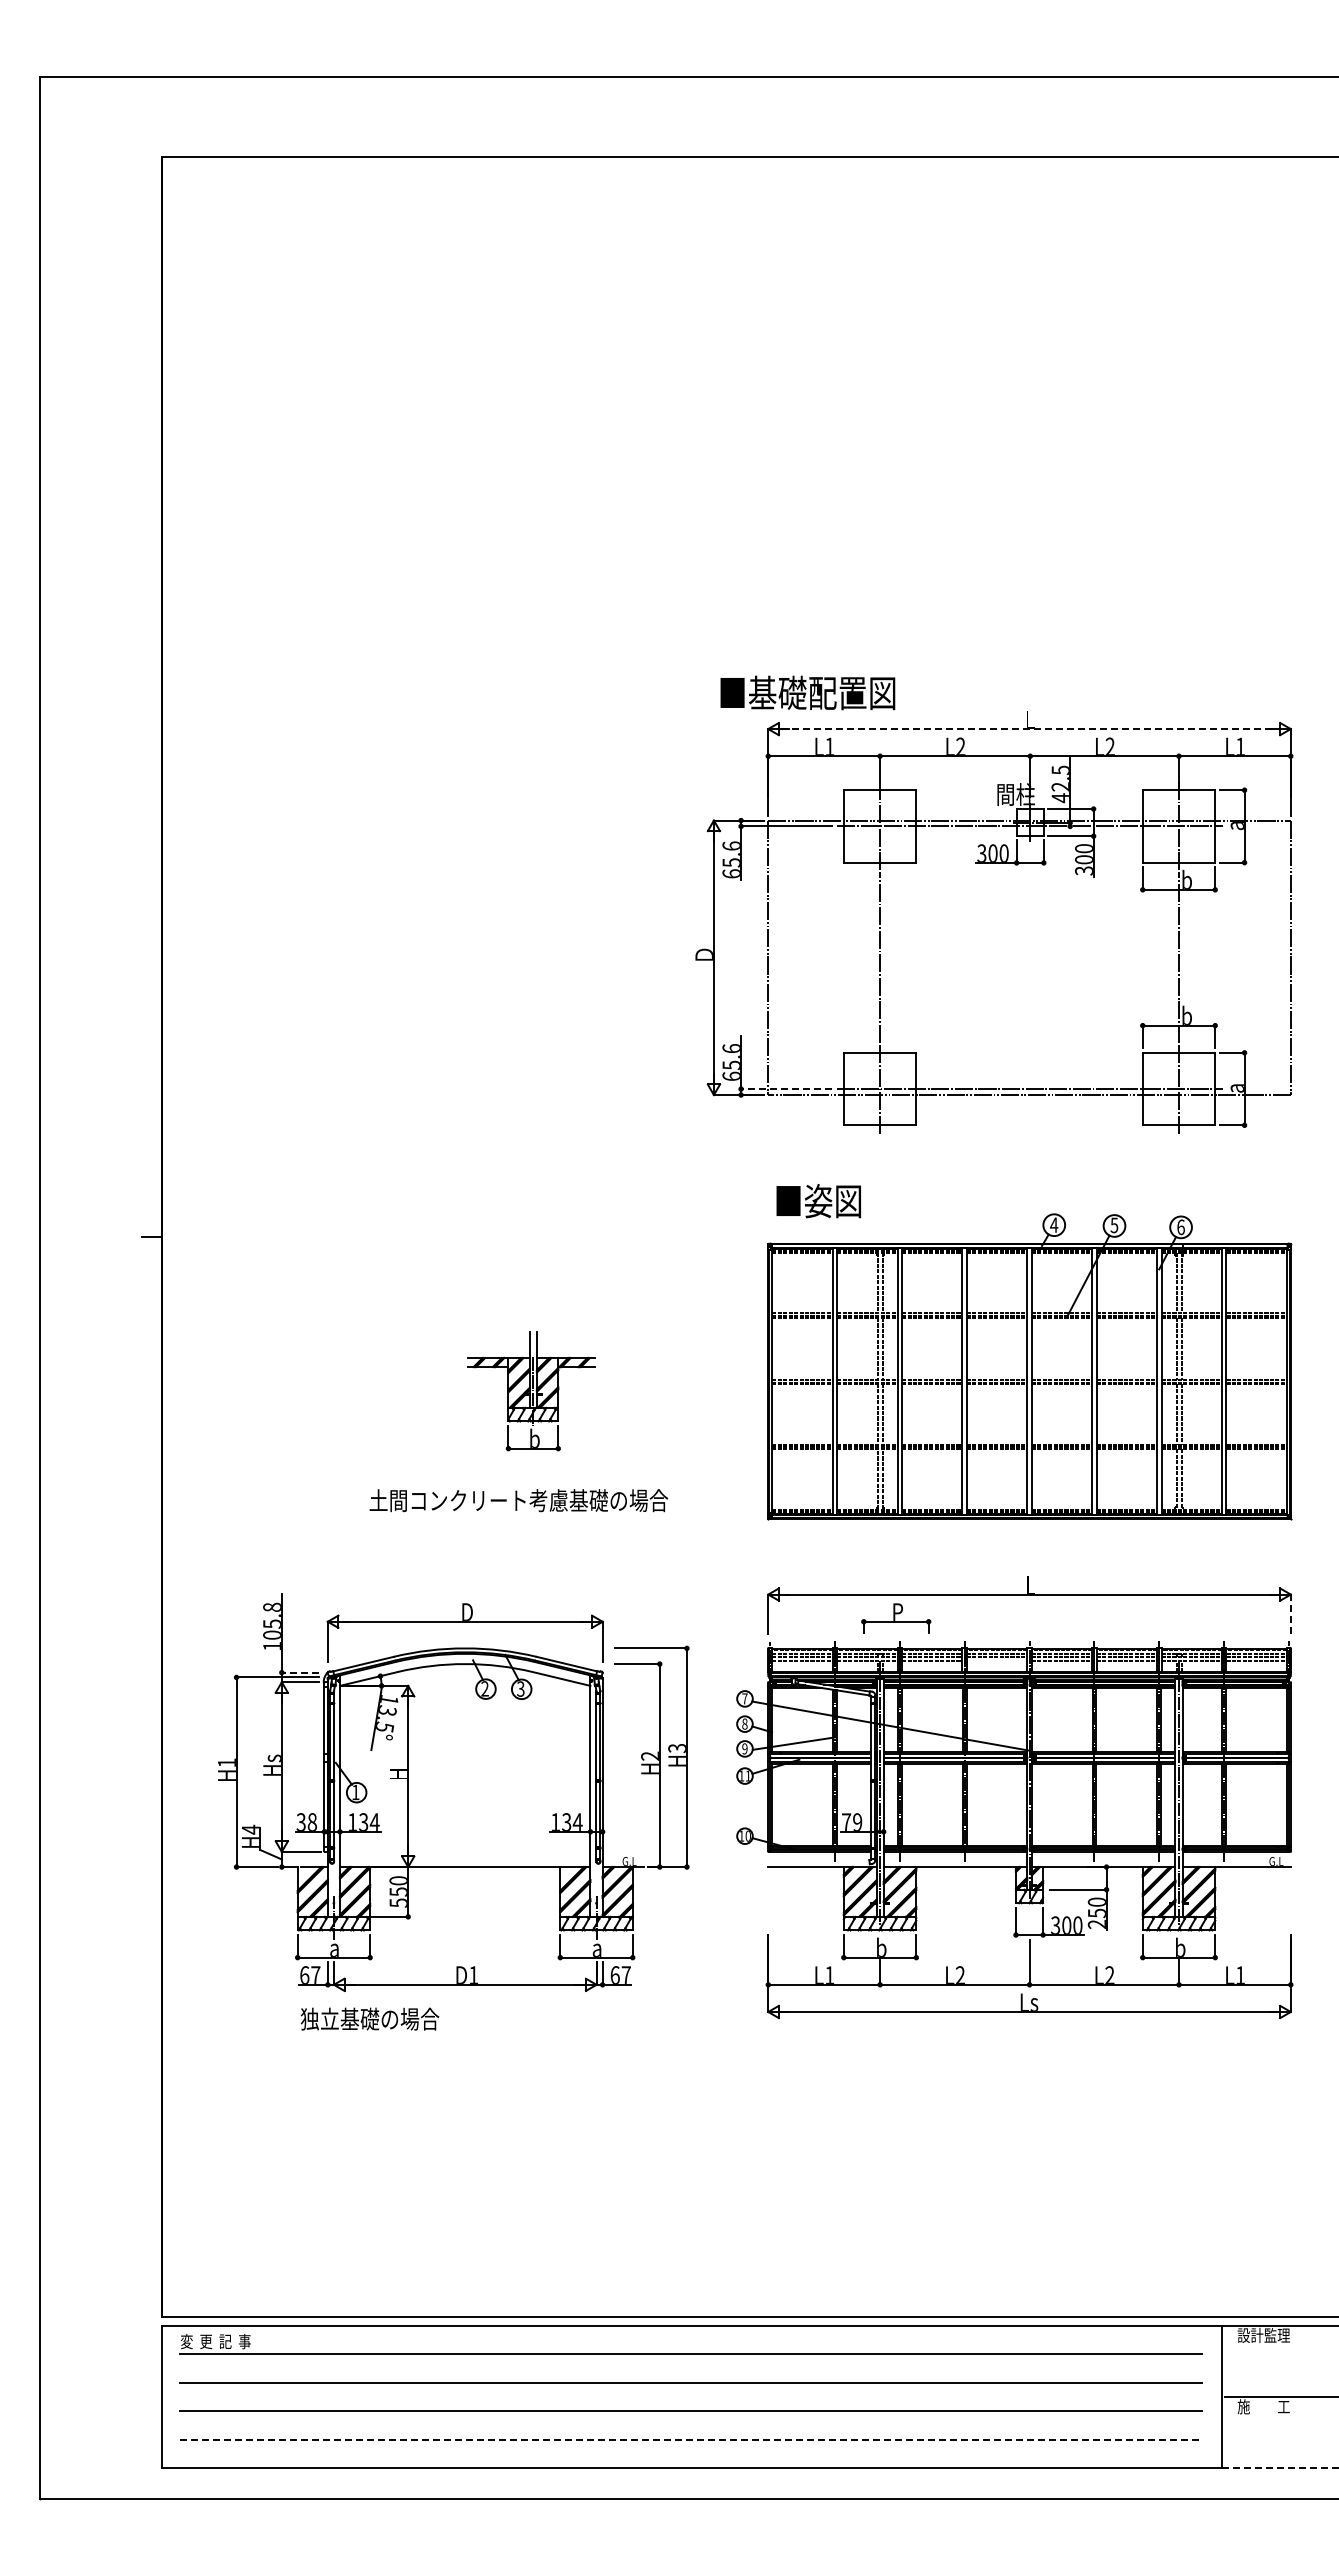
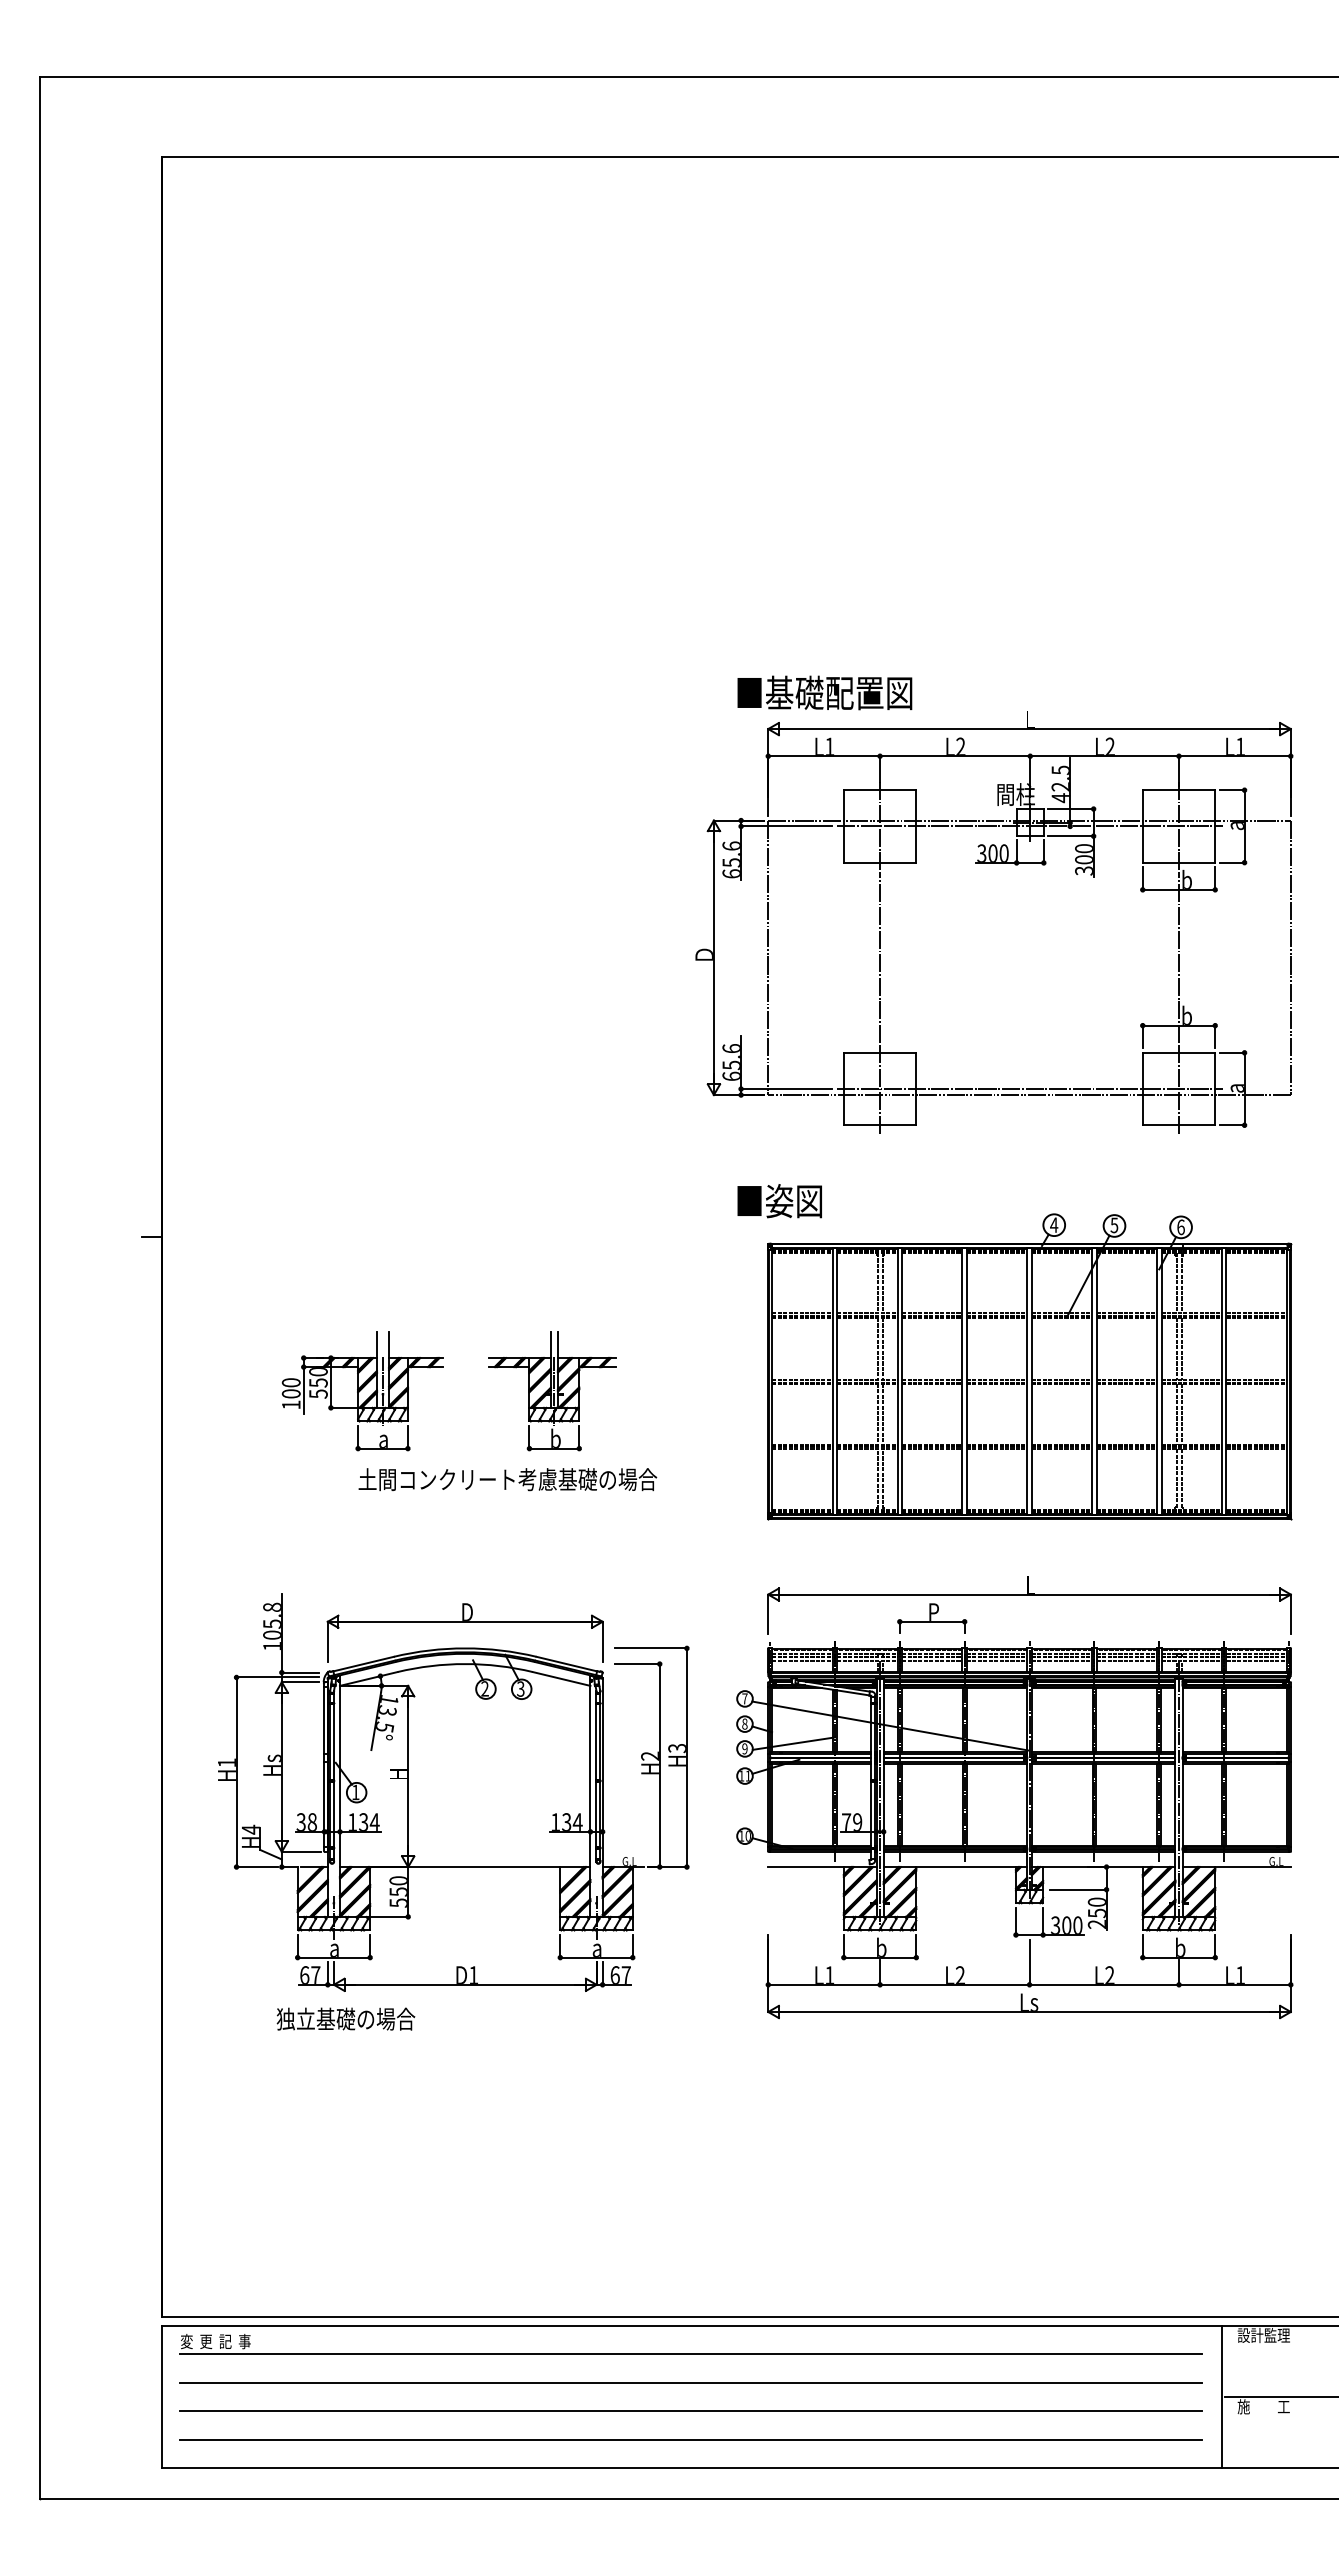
text position: (807, 692) -> (824, 692) (824, 692)
line: dashed -> solid (1030, 729)
line: dashed -> solid (786, 1089)
text position: (818, 1201) -> (779, 1201) (779, 1201)
part: none -> present (362, 1391)
part position: (531, 1391) -> (552, 1391) (552, 1391)
text position: (518, 1500) -> (507, 1479) (507, 1479)
line: dashed -> solid (1290, 1614)
part position: (896, 1618) -> (932, 1618) (932, 1618)
line: none -> present (996, 1661)
line: dashed -> solid (300, 1672)
text position: (369, 2018) -> (345, 2018) (345, 2018)
line: dashed -> solid (691, 2439)
line: dashed -> solid (1280, 2468)
